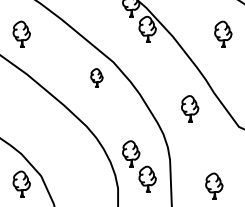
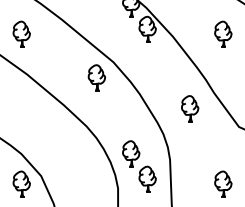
part size: 14x20 px -> 20x28 px (96, 77)
part position: (214, 185) -> (223, 183) (223, 183)
